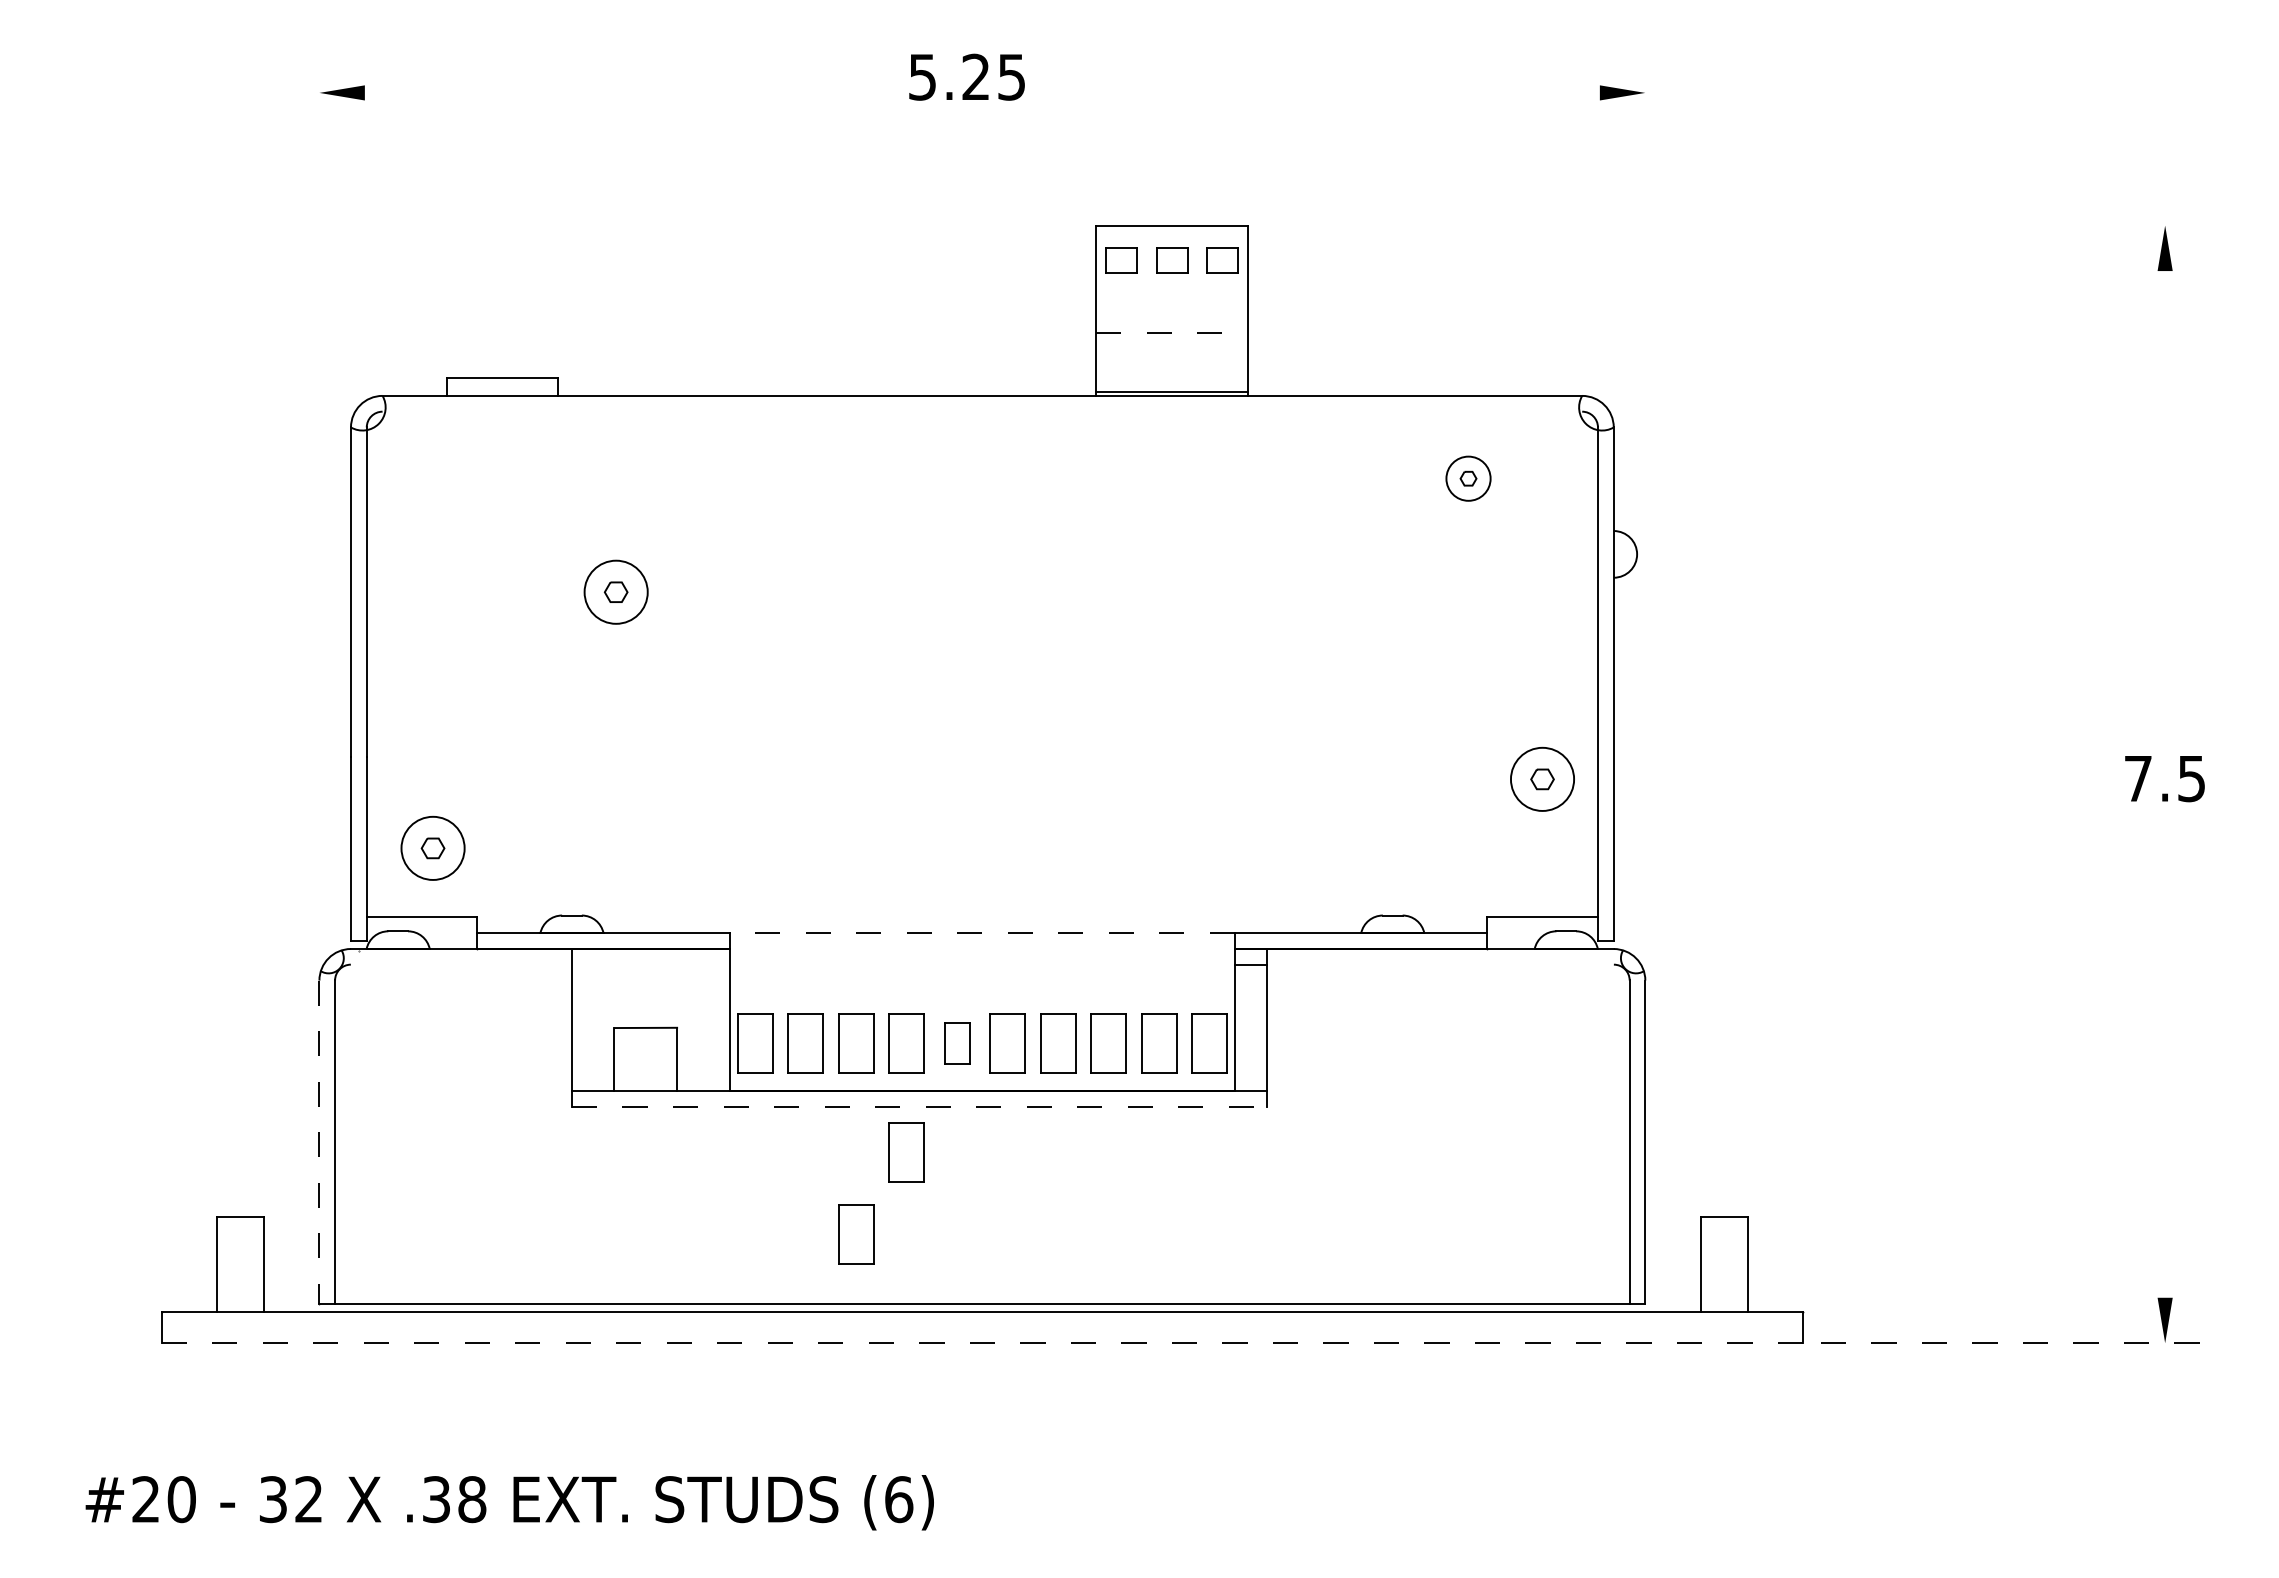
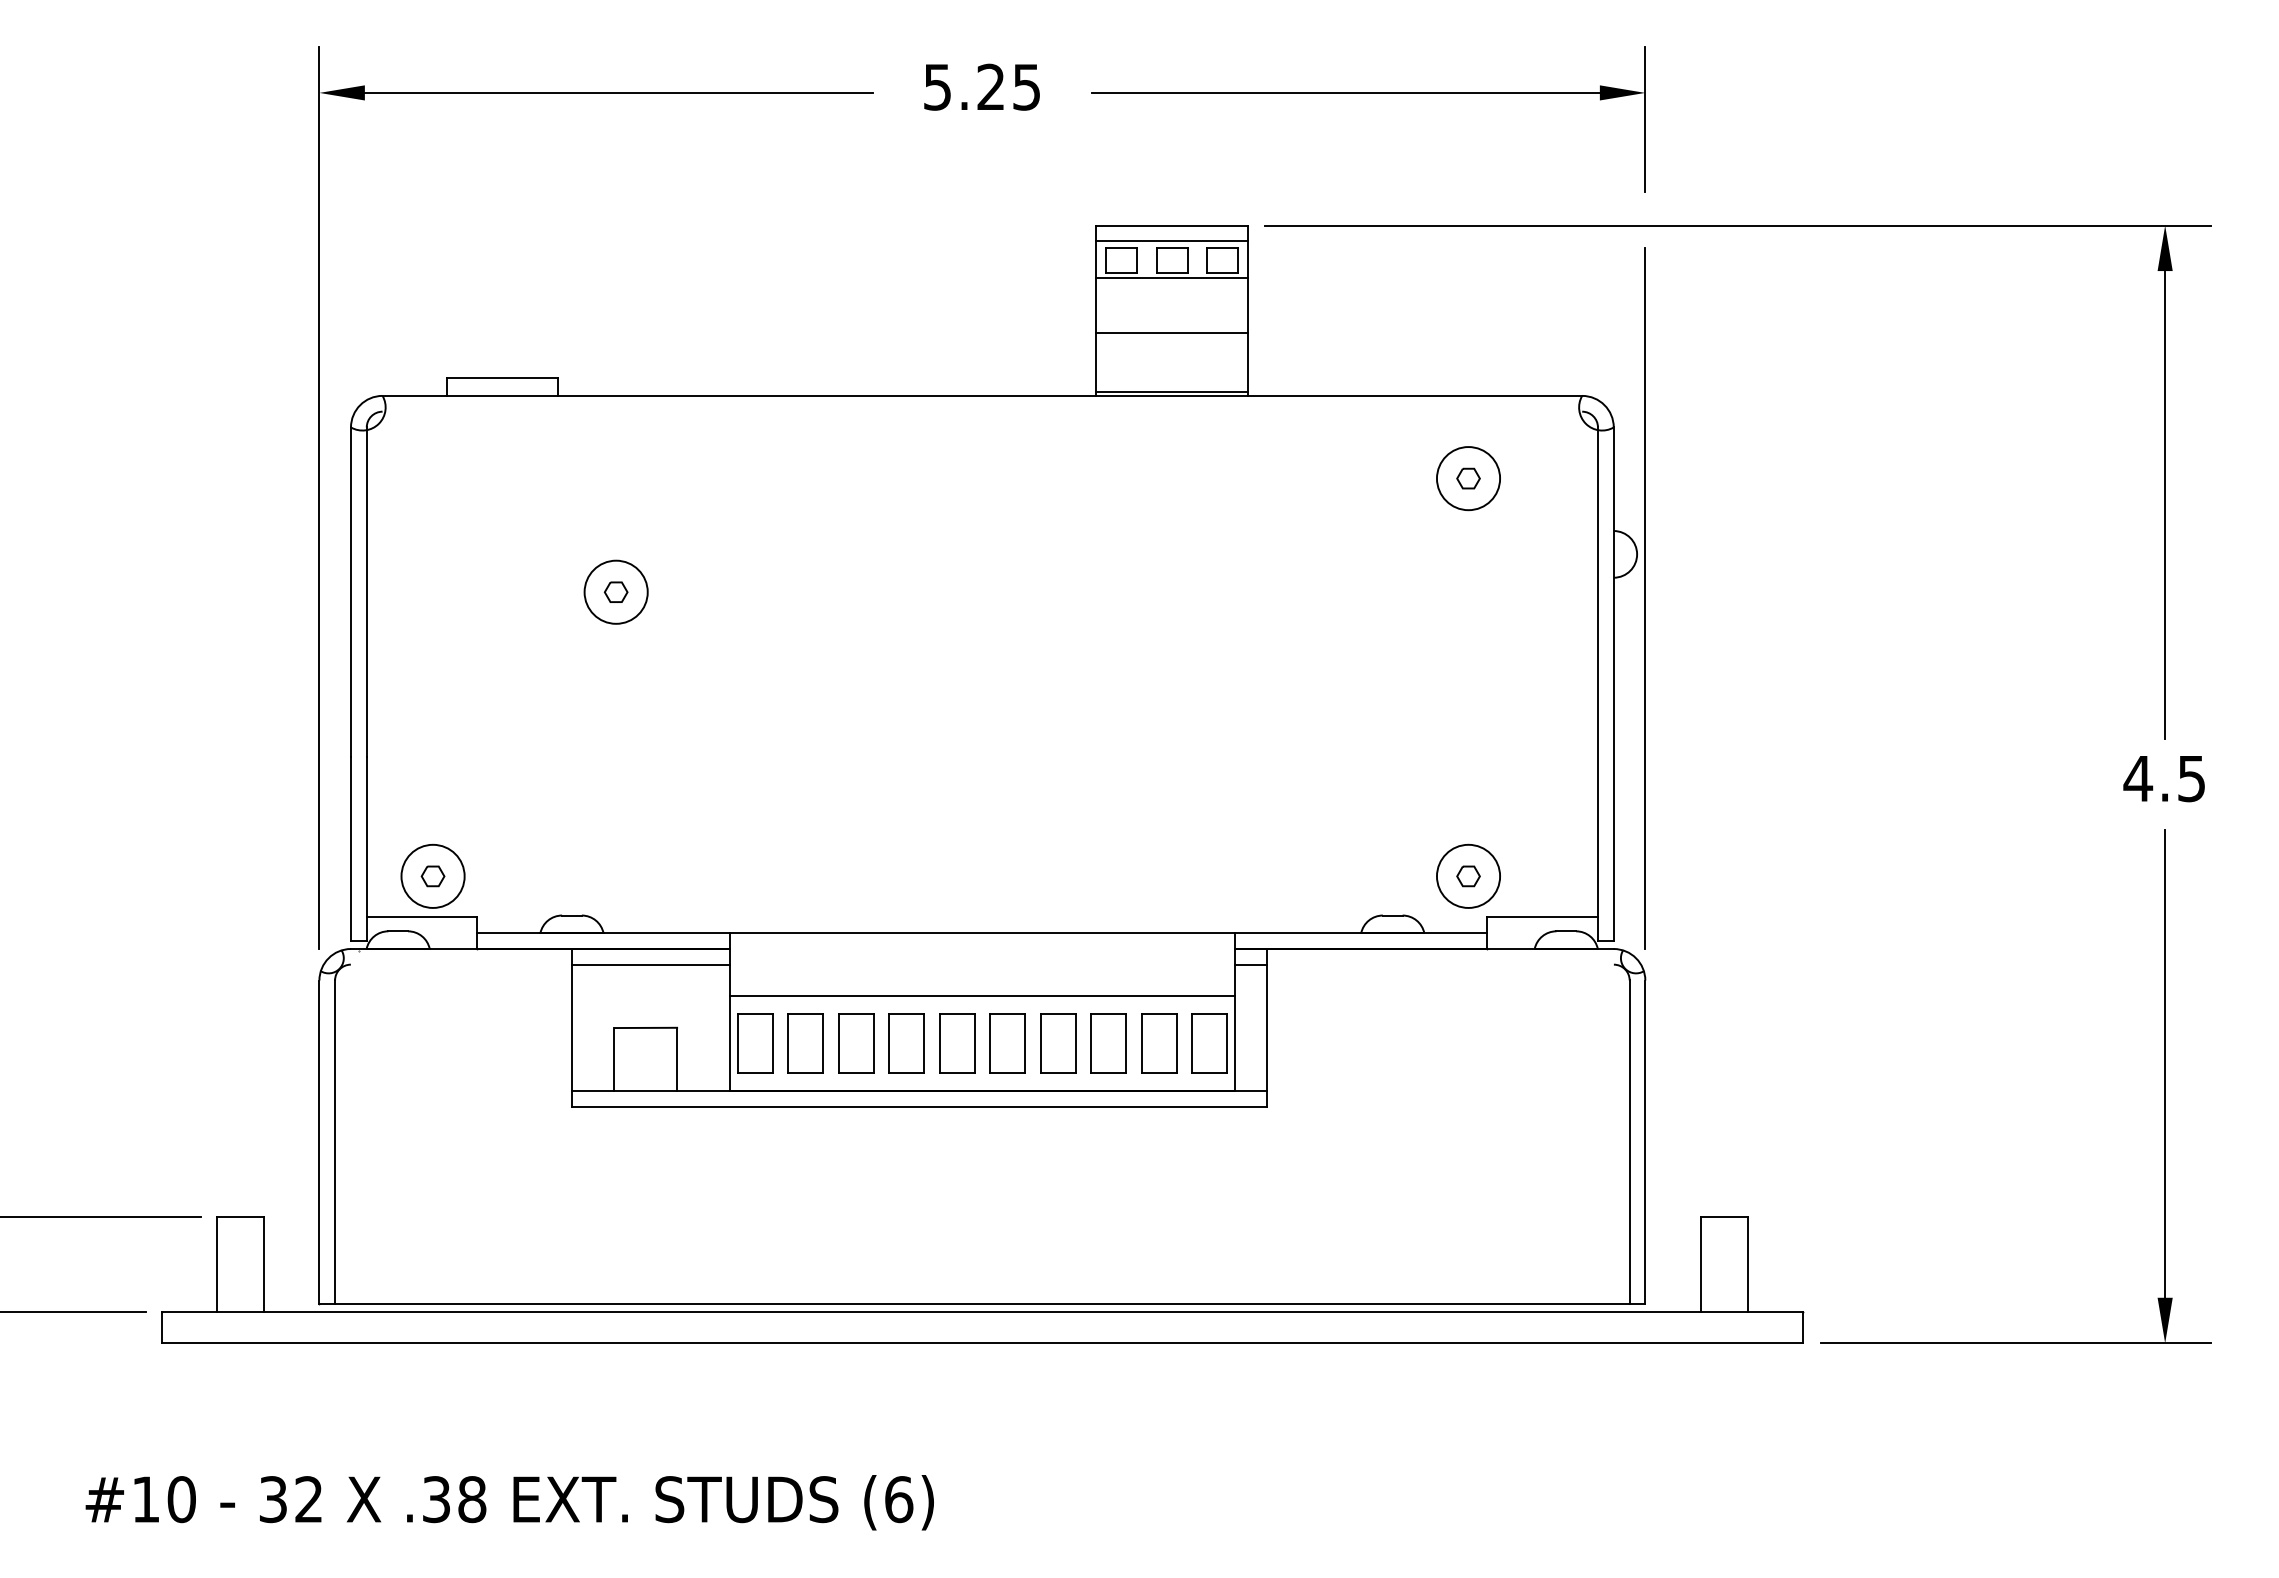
text position: (966, 76) -> (981, 86) (981, 86)
line: none -> present (618, 92)
line: none -> present (1345, 92)
line: none -> present (1645, 119)
line: none -> present (1737, 225)
line: none -> present (1171, 241)
line: none -> present (1171, 278)
line: dashed -> solid (1171, 332)
part size: 47x47 px -> 65x66 px (1468, 478)
line: none -> present (319, 498)
line: none -> present (2165, 504)
line: none -> present (1645, 598)
part position: (1542, 778) -> (1468, 875) (1468, 875)
text: 7.5 -> 4.5 (2138, 778)
part position: (432, 847) -> (432, 875) (432, 875)
line: dashed -> solid (982, 933)
line: none -> present (650, 964)
line: none -> present (981, 996)
part size: 27x43 px -> 37x61 px (957, 1043)
line: none -> present (2165, 1063)
line: dashed -> solid (919, 1106)
line: dashed -> solid (319, 1142)
part: present -> none (906, 1152)
line: none -> present (101, 1216)
part: present -> none (856, 1234)
line: none -> present (73, 1311)
line: dashed -> solid (982, 1343)
line: dashed -> solid (2015, 1343)
text: #20 -> #10 (145, 1499)
